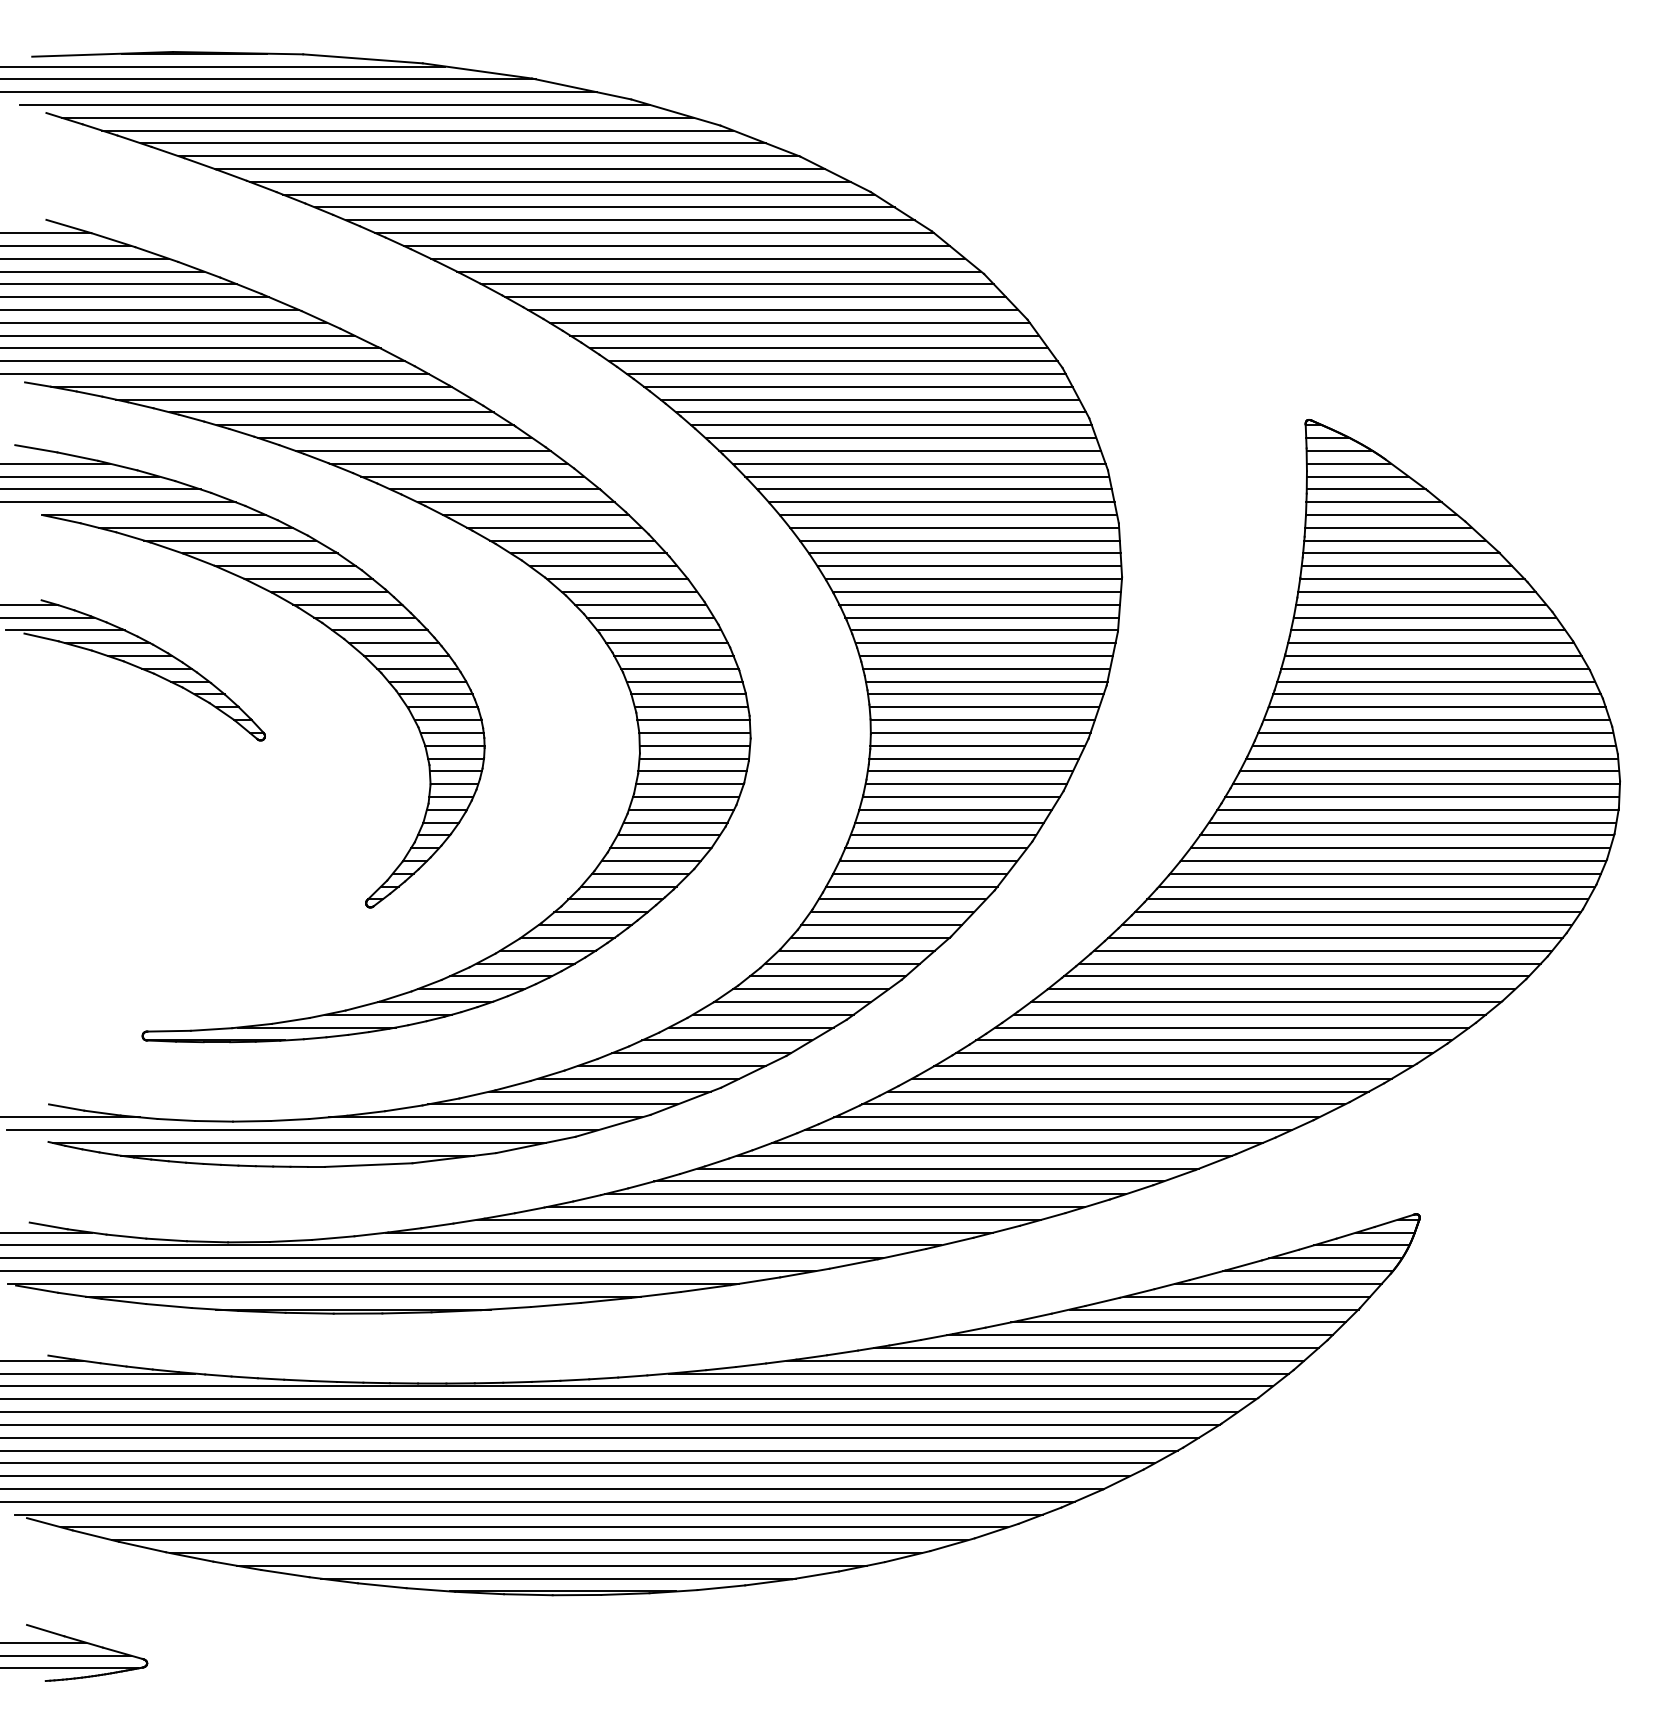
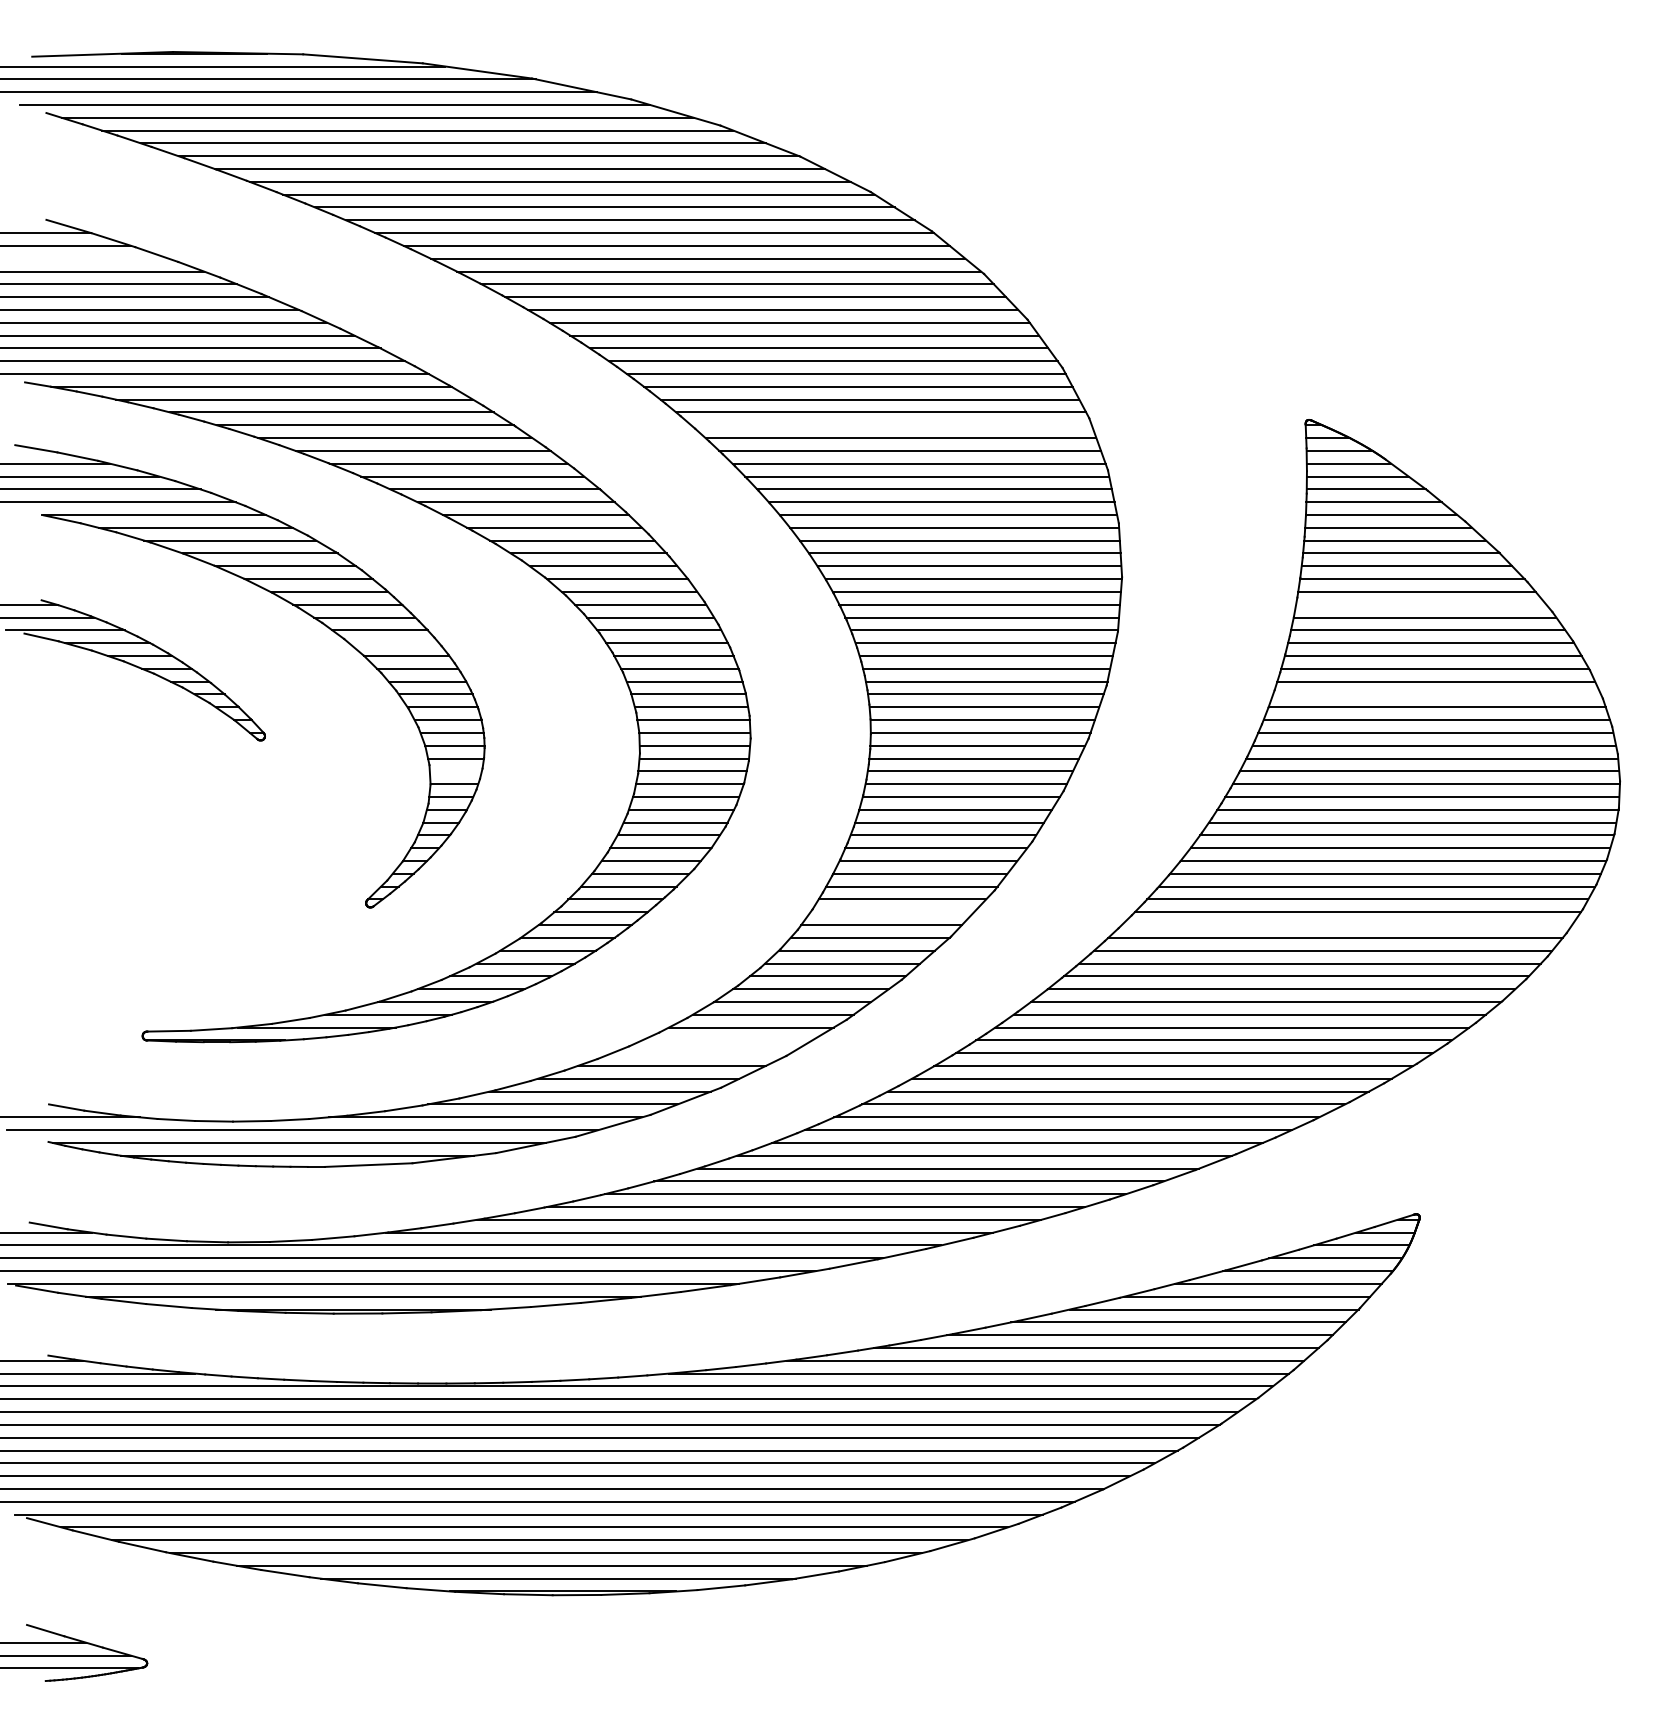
line: present -> none (85, 258)
line: present -> none (891, 425)
line: present -> none (1421, 604)
line: present -> none (394, 643)
line: present -> none (1436, 694)
line: present -> none (455, 771)
line: present -> none (892, 912)
line: present -> none (1346, 925)
line: present -> none (727, 1040)
line: present -> none (701, 1053)
